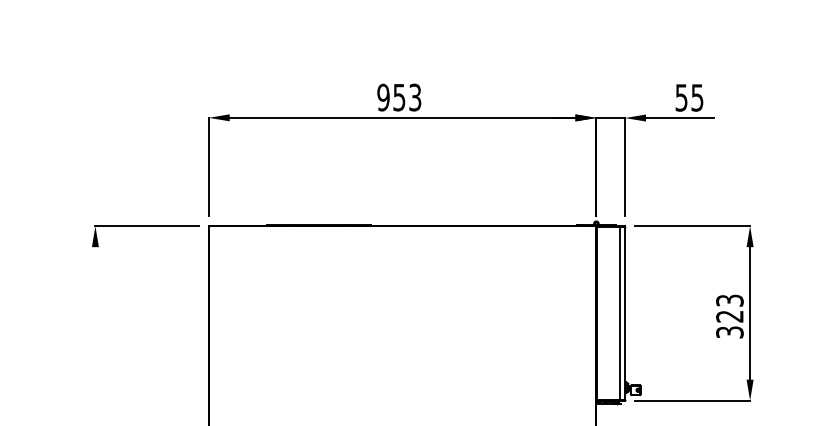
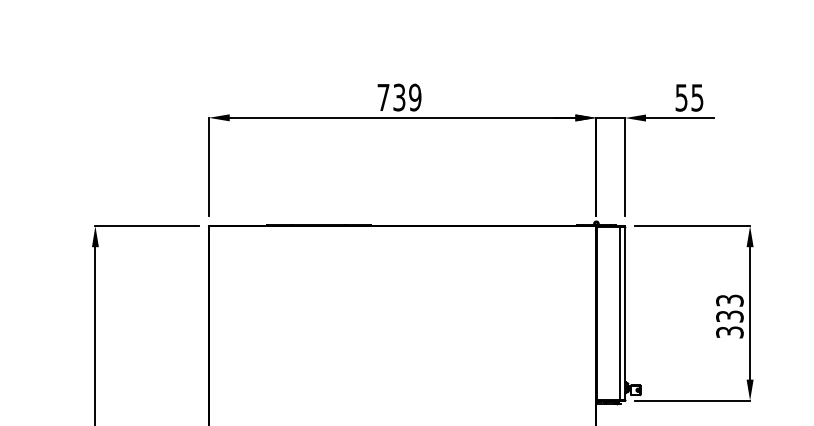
text: 953 -> 739 (399, 97)
text: 323 -> 333 (729, 316)
line: none -> present (95, 334)
